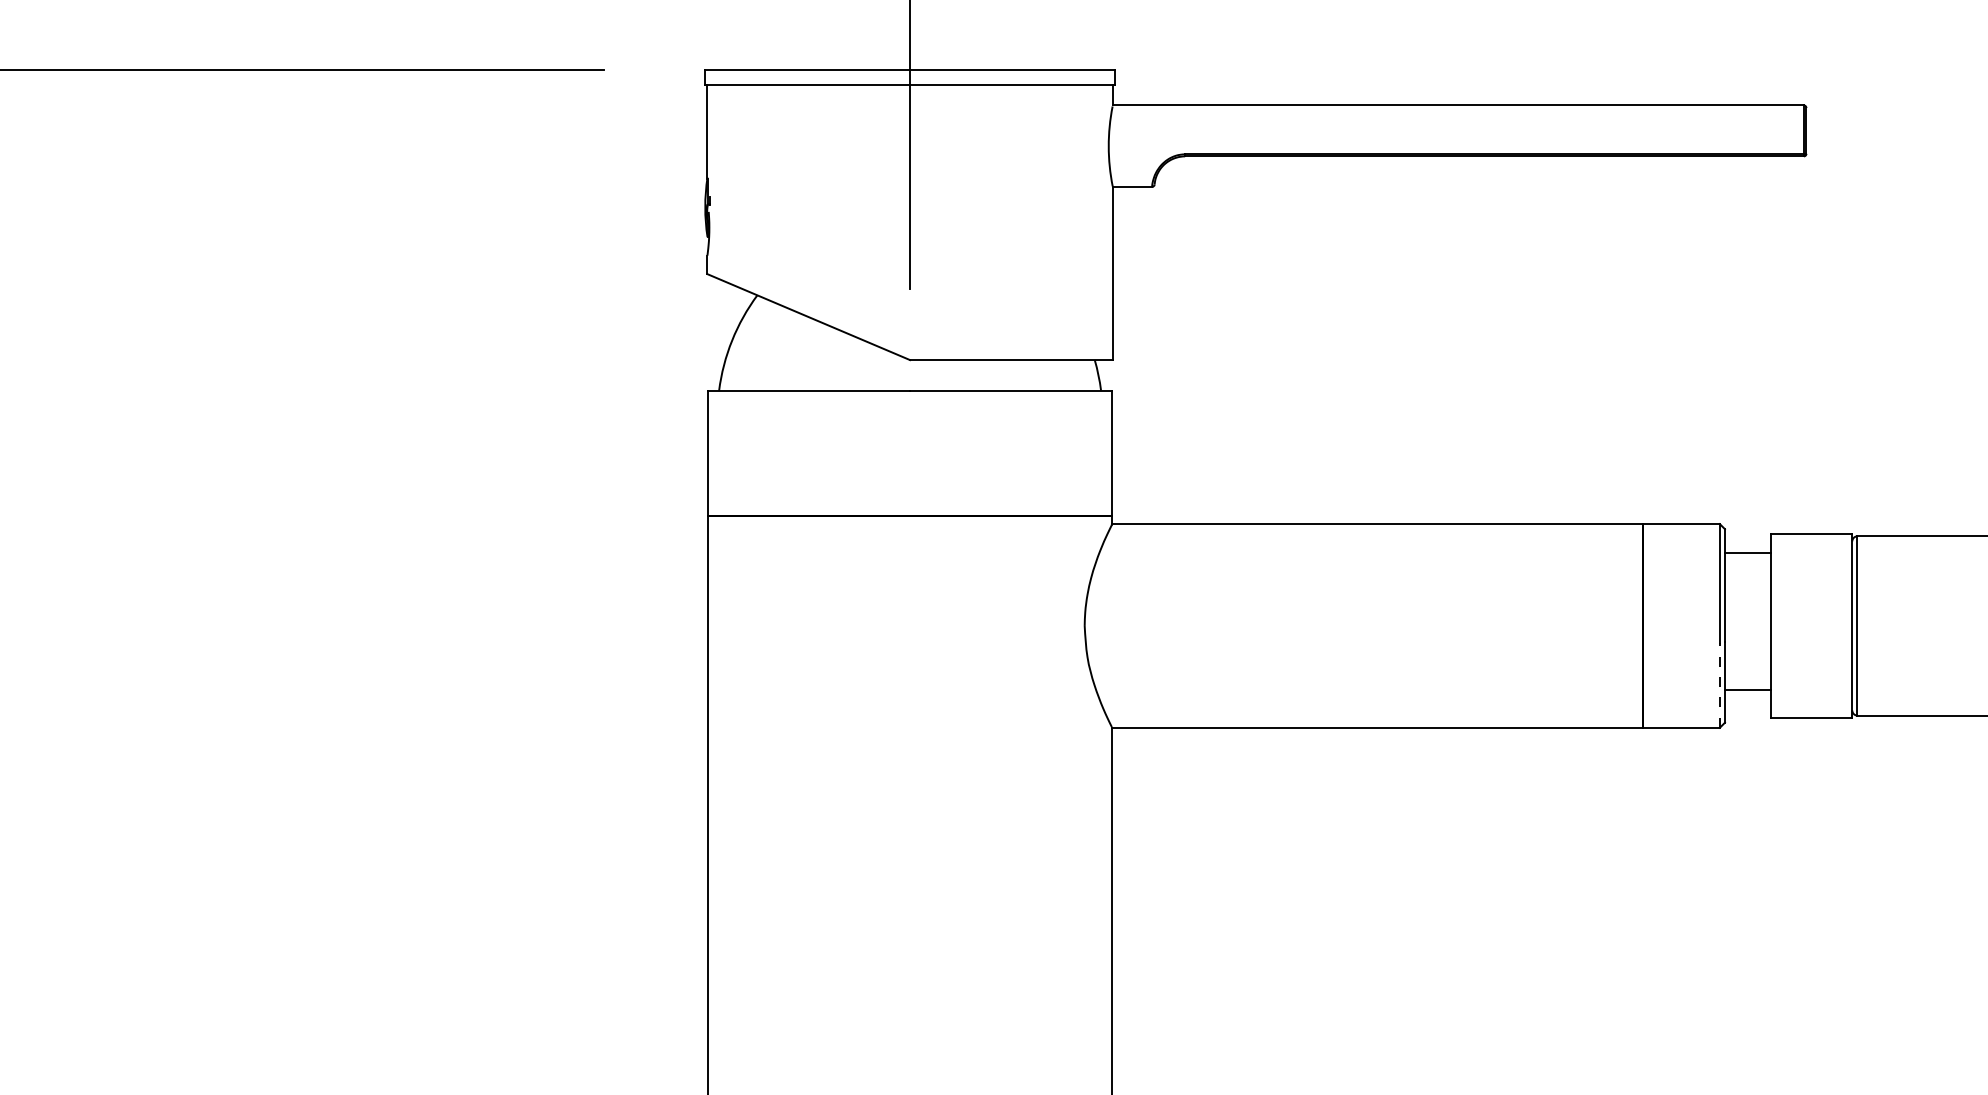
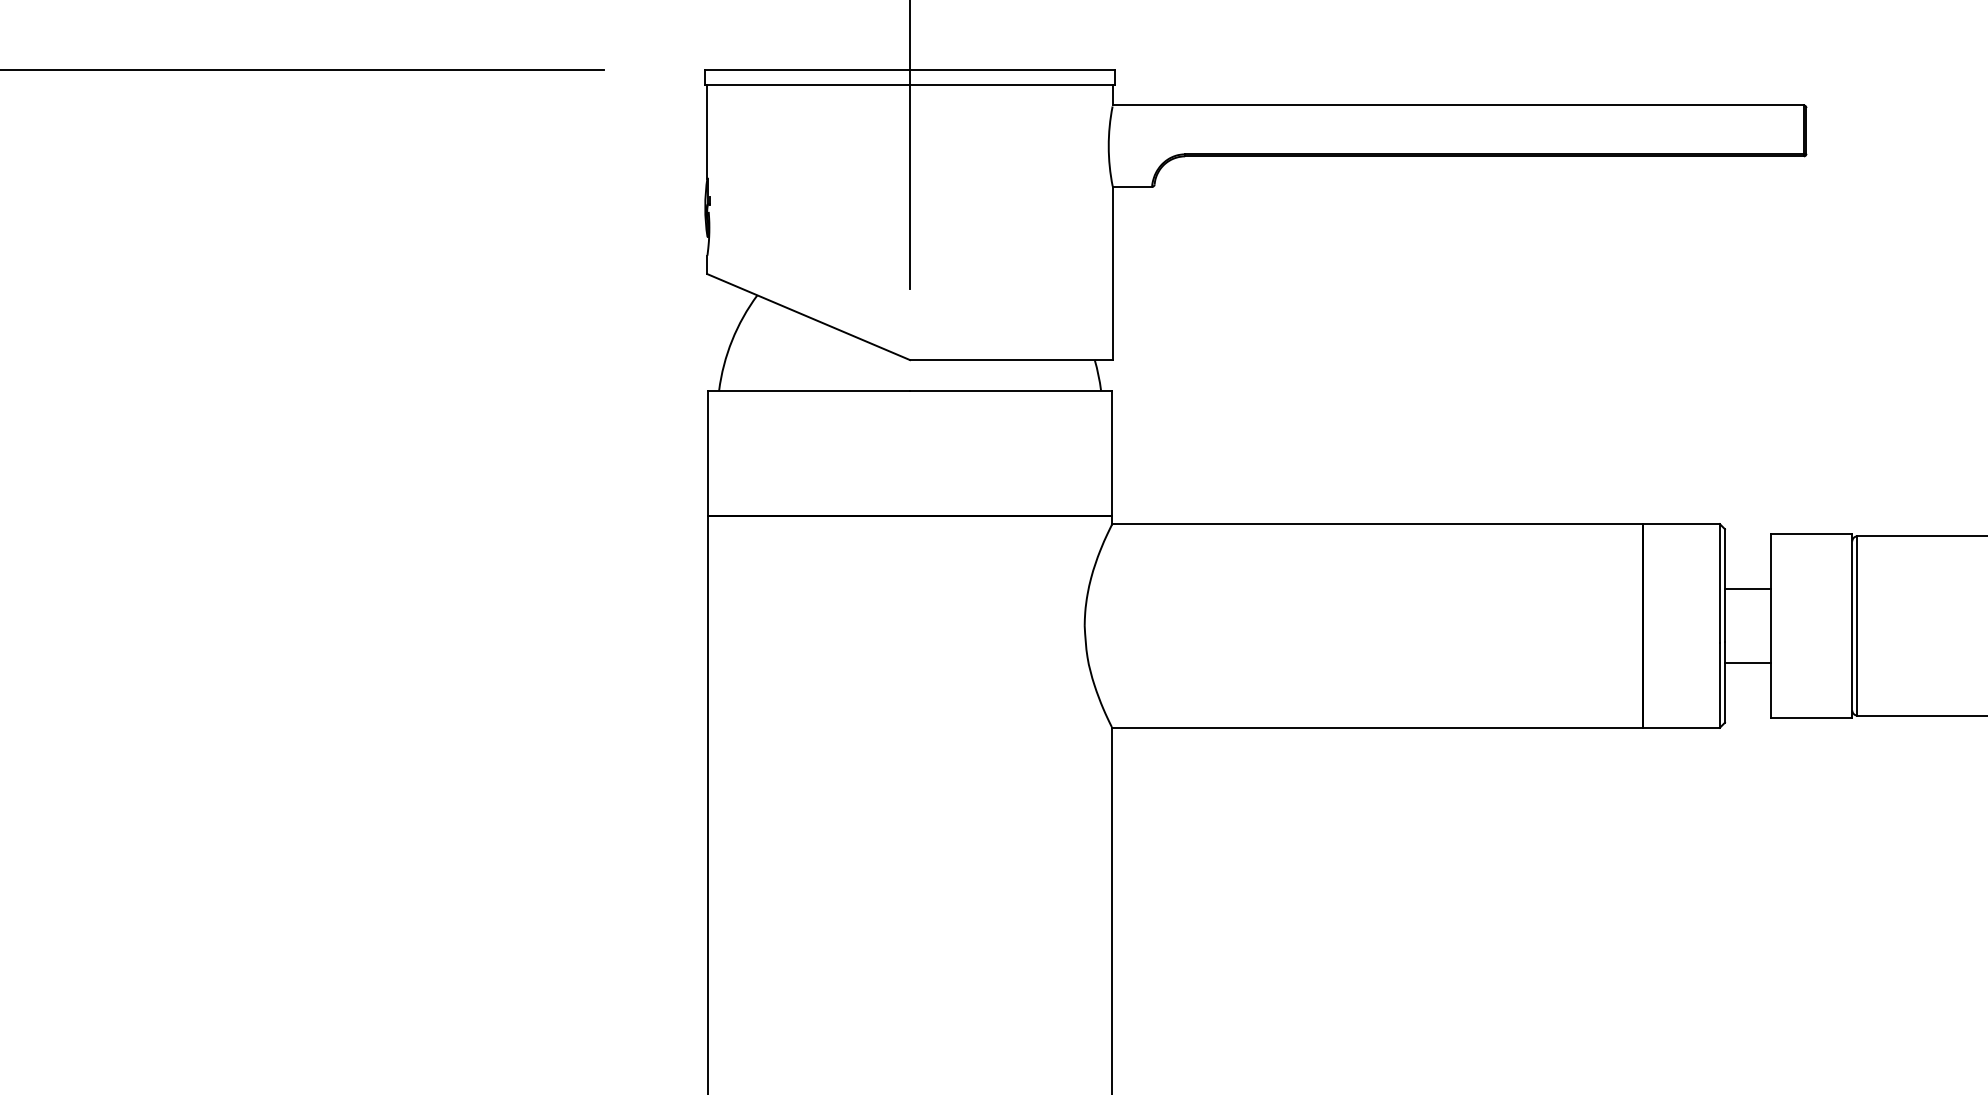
line position: (1747, 553) -> (1747, 589) (1747, 589)
line: dashed -> solid (1719, 685)
line position: (1747, 689) -> (1747, 662) (1747, 662)
